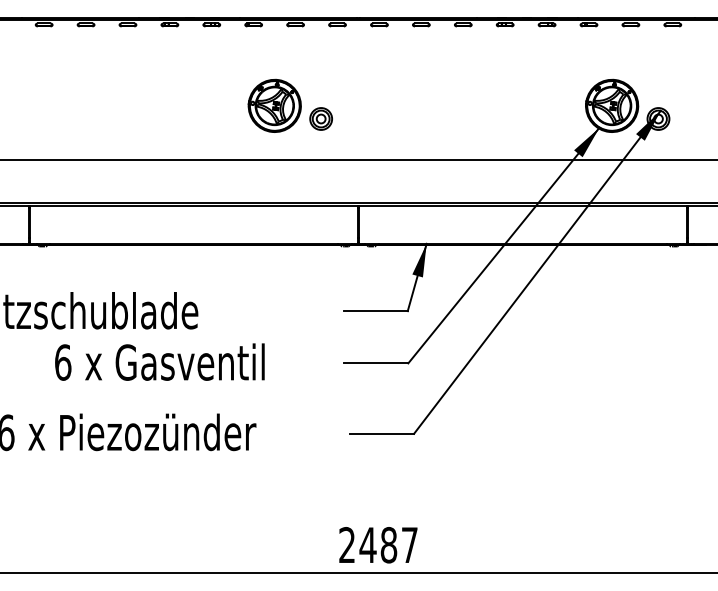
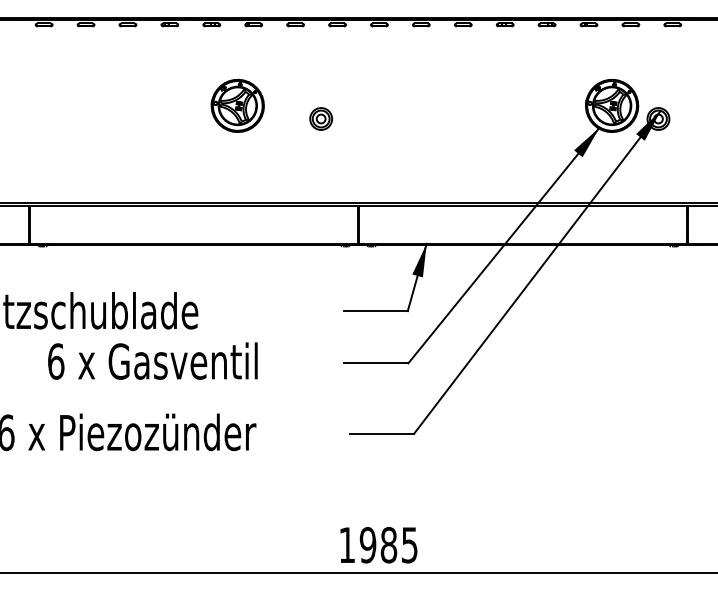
part position: (274, 105) -> (237, 105) (237, 105)
line: present -> none (358, 160)
text position: (159, 361) -> (152, 360) (152, 360)
text: 2487 -> 1985 (378, 545)
